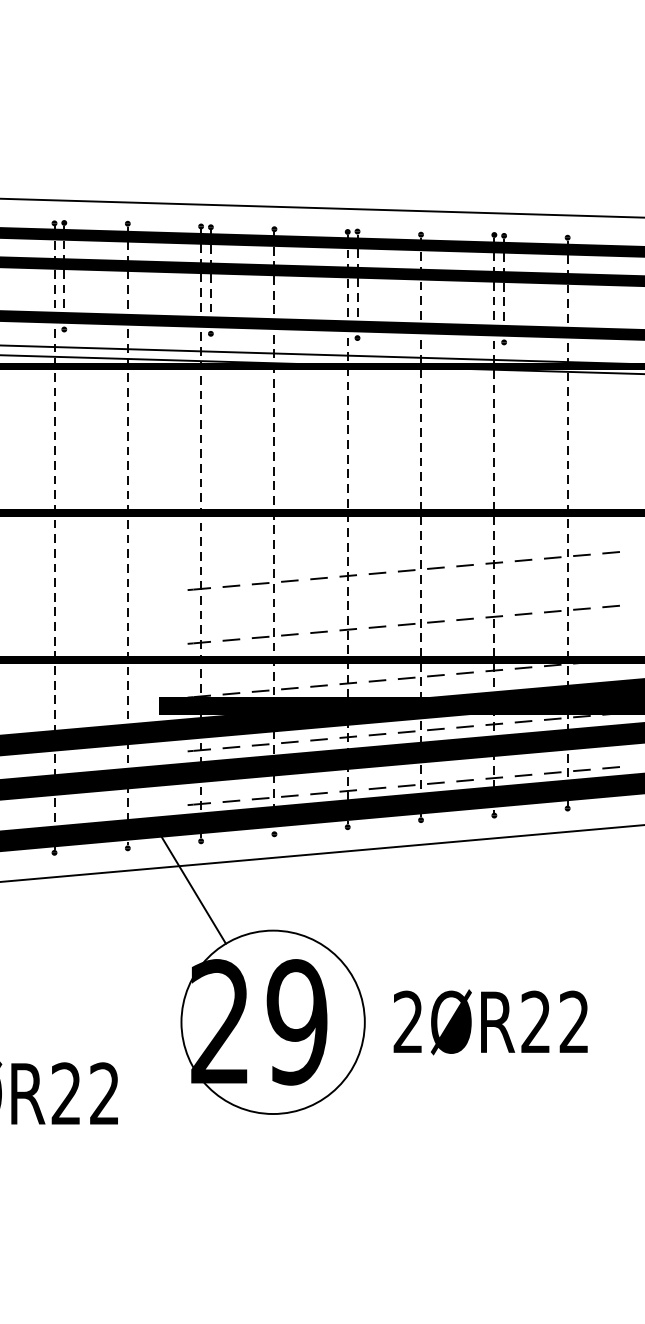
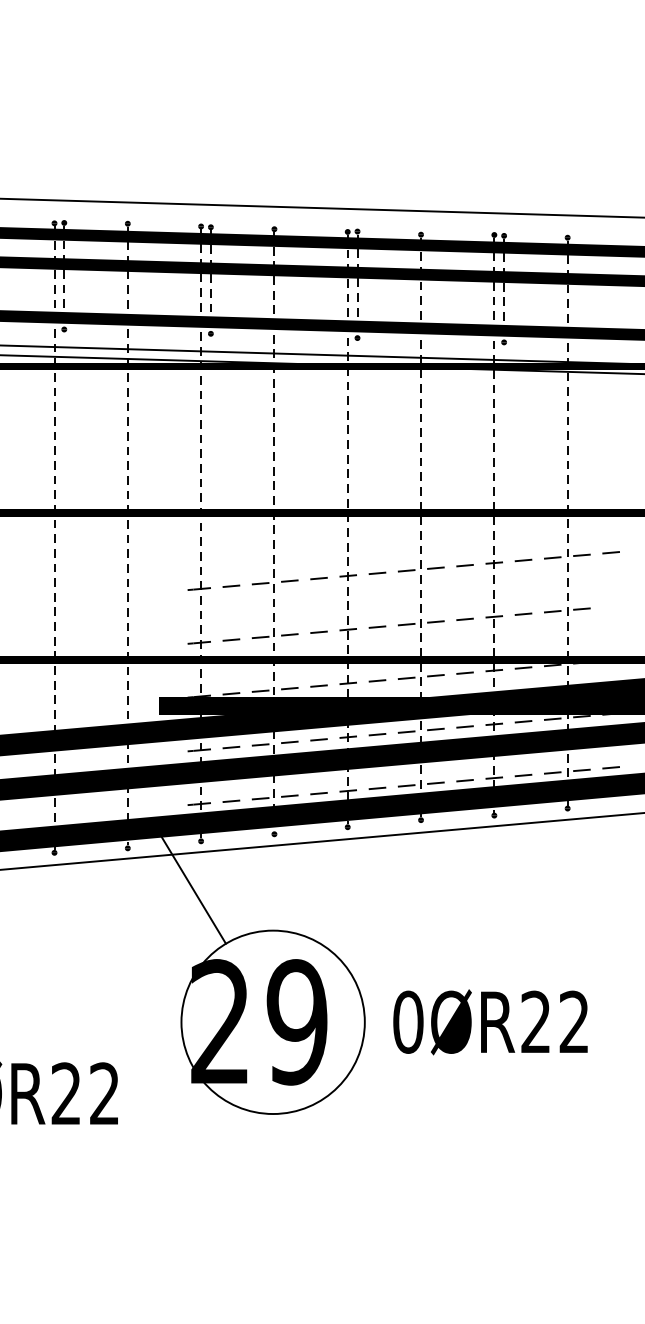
line: present -> none (610, 606)
line position: (321, 853) -> (321, 841) (321, 841)
text: 2ØR22 -> 0ØR22 (408, 1021)
